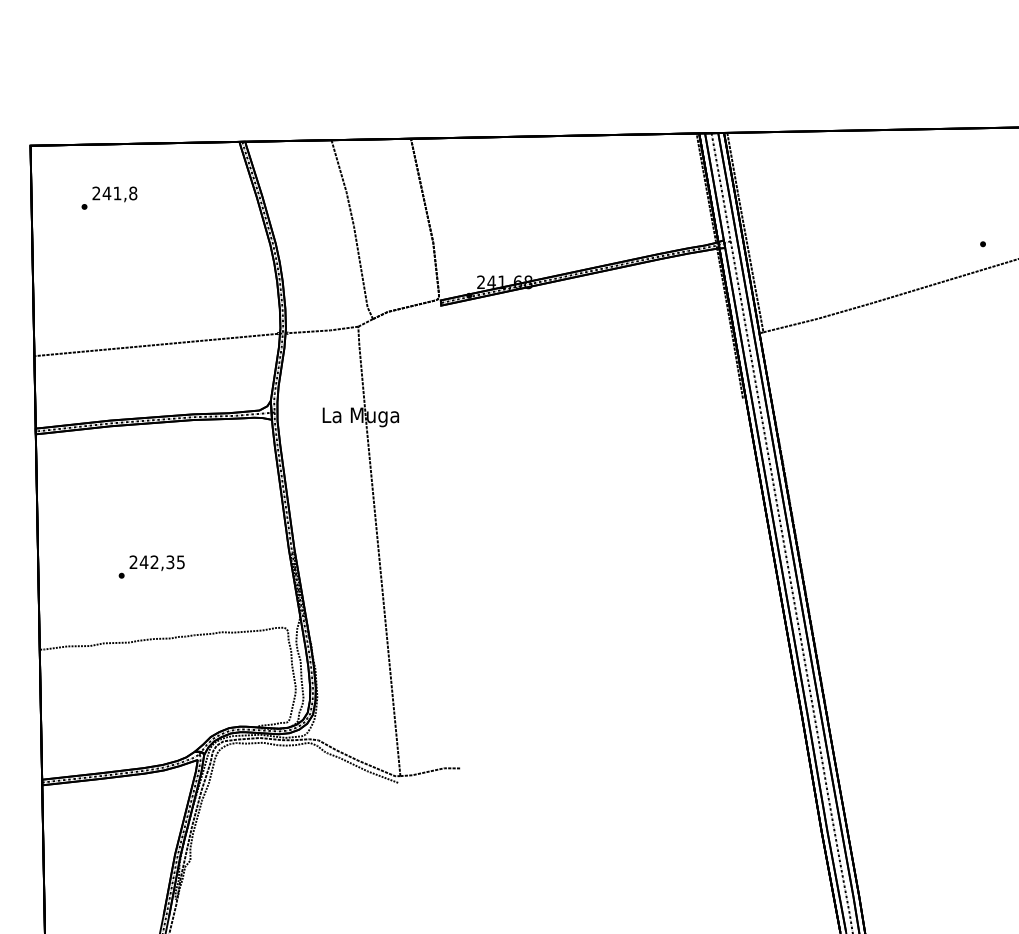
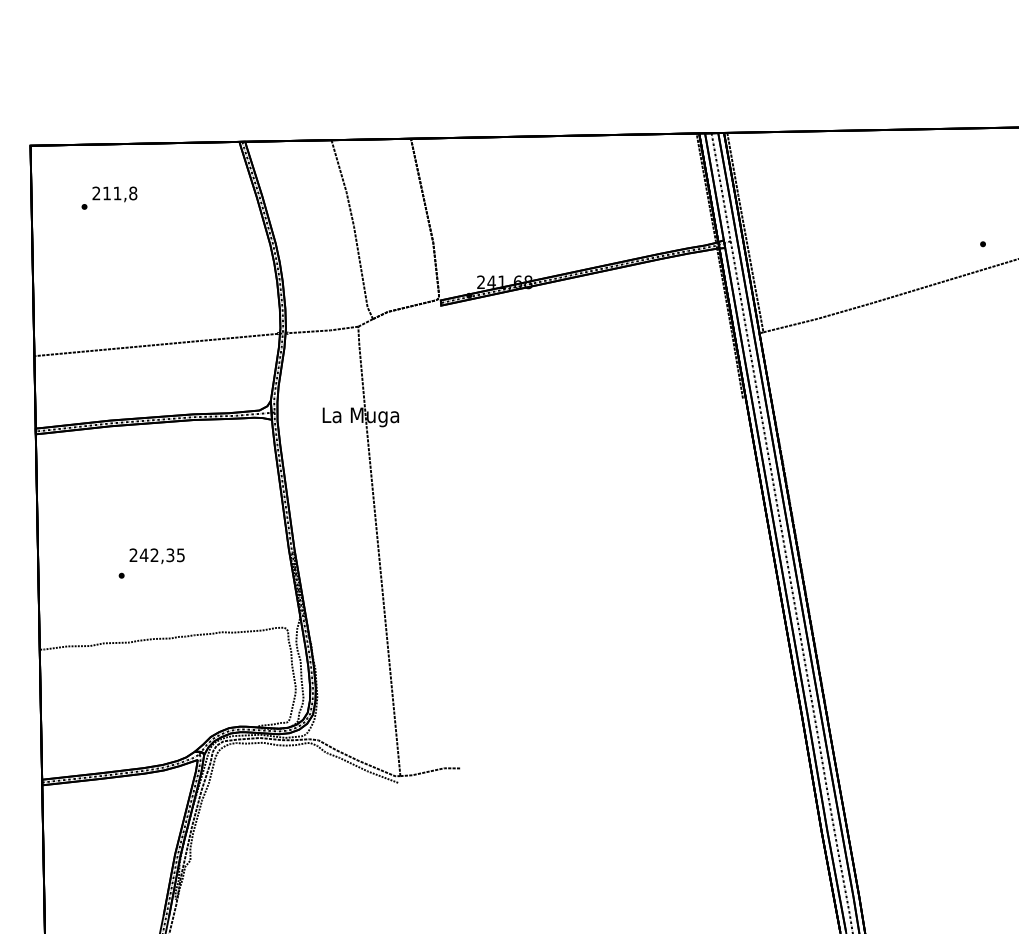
text: 241,8 -> 211,8 (106, 193)
text position: (156, 562) -> (156, 555) (156, 555)
